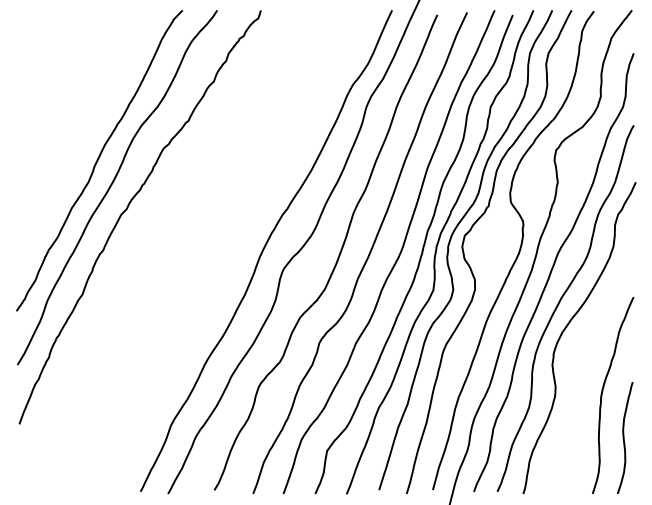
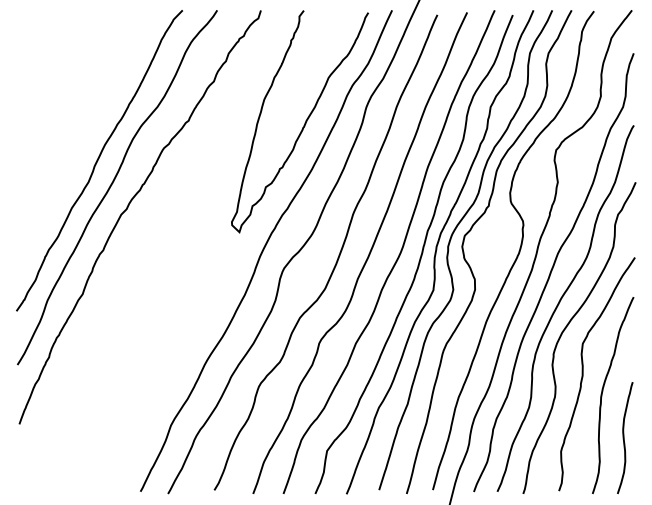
curve: none -> present (304, 122)
curve: none -> present (583, 374)
